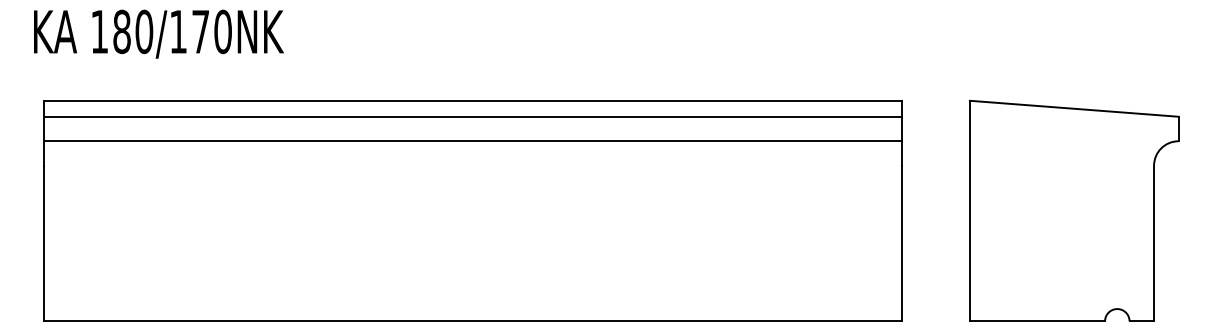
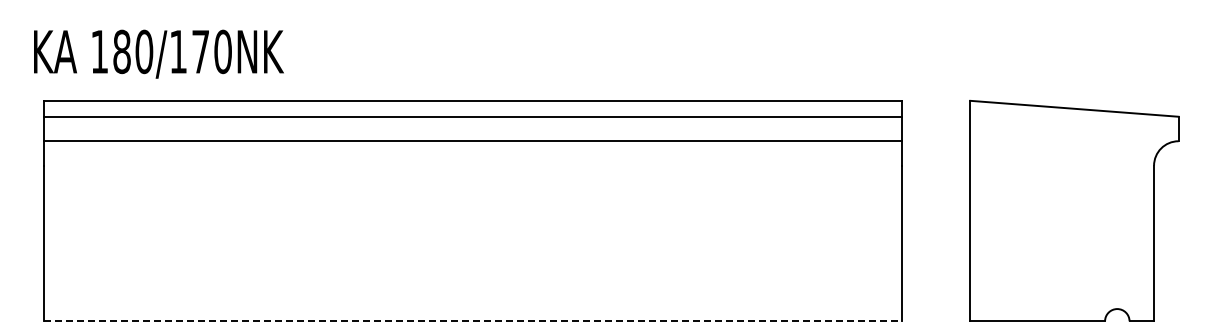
text position: (158, 33) -> (158, 53) (158, 53)
line: solid -> dashed (472, 321)
